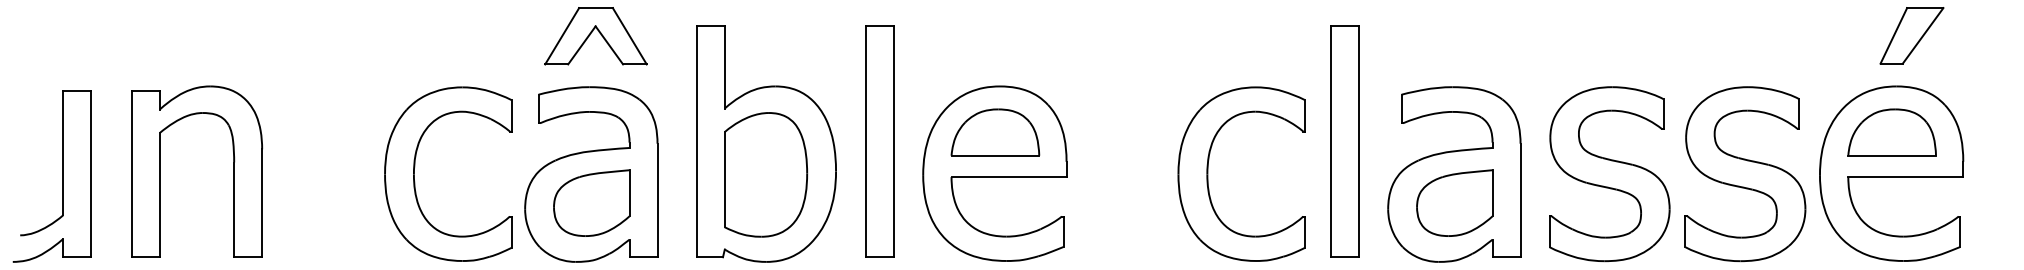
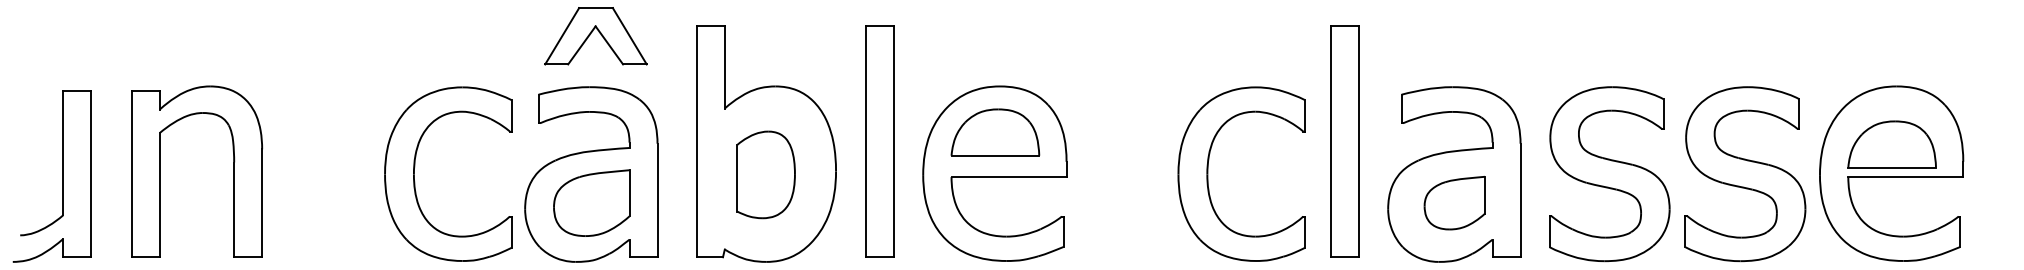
part: present -> none (1911, 35)
part position: (1891, 132) -> (1891, 144) (1891, 144)
part size: 85x126 px -> 60x90 px (765, 174)
part size: 78x68 px -> 63x56 px (1454, 202)
